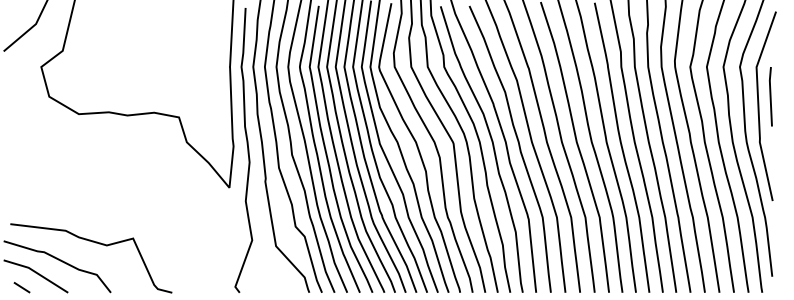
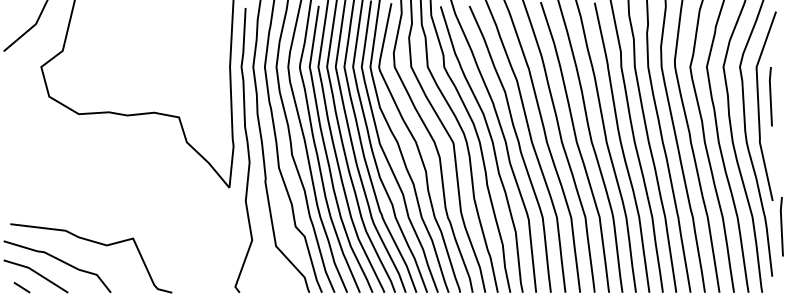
line: none -> present (781, 226)
